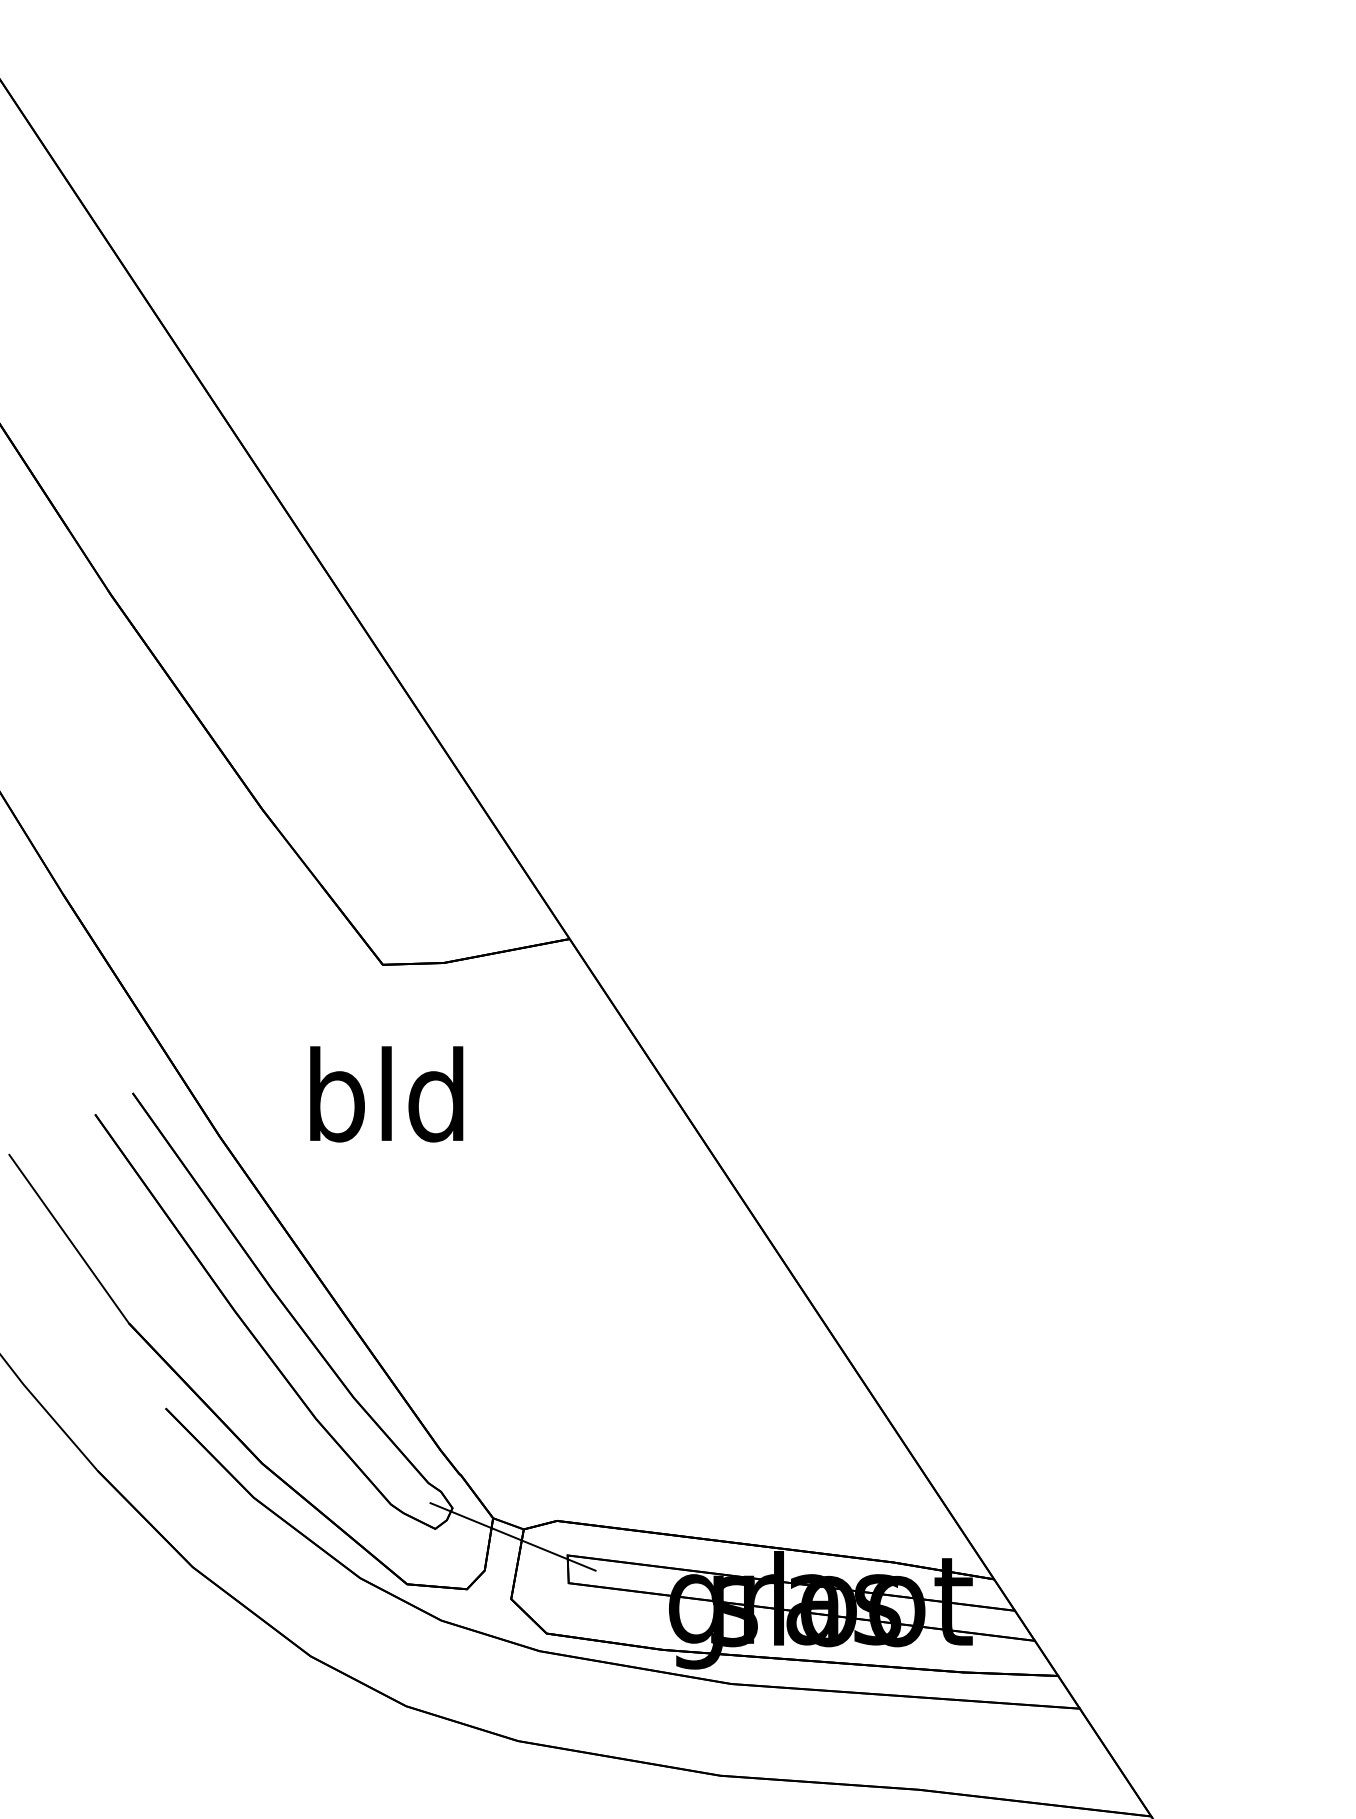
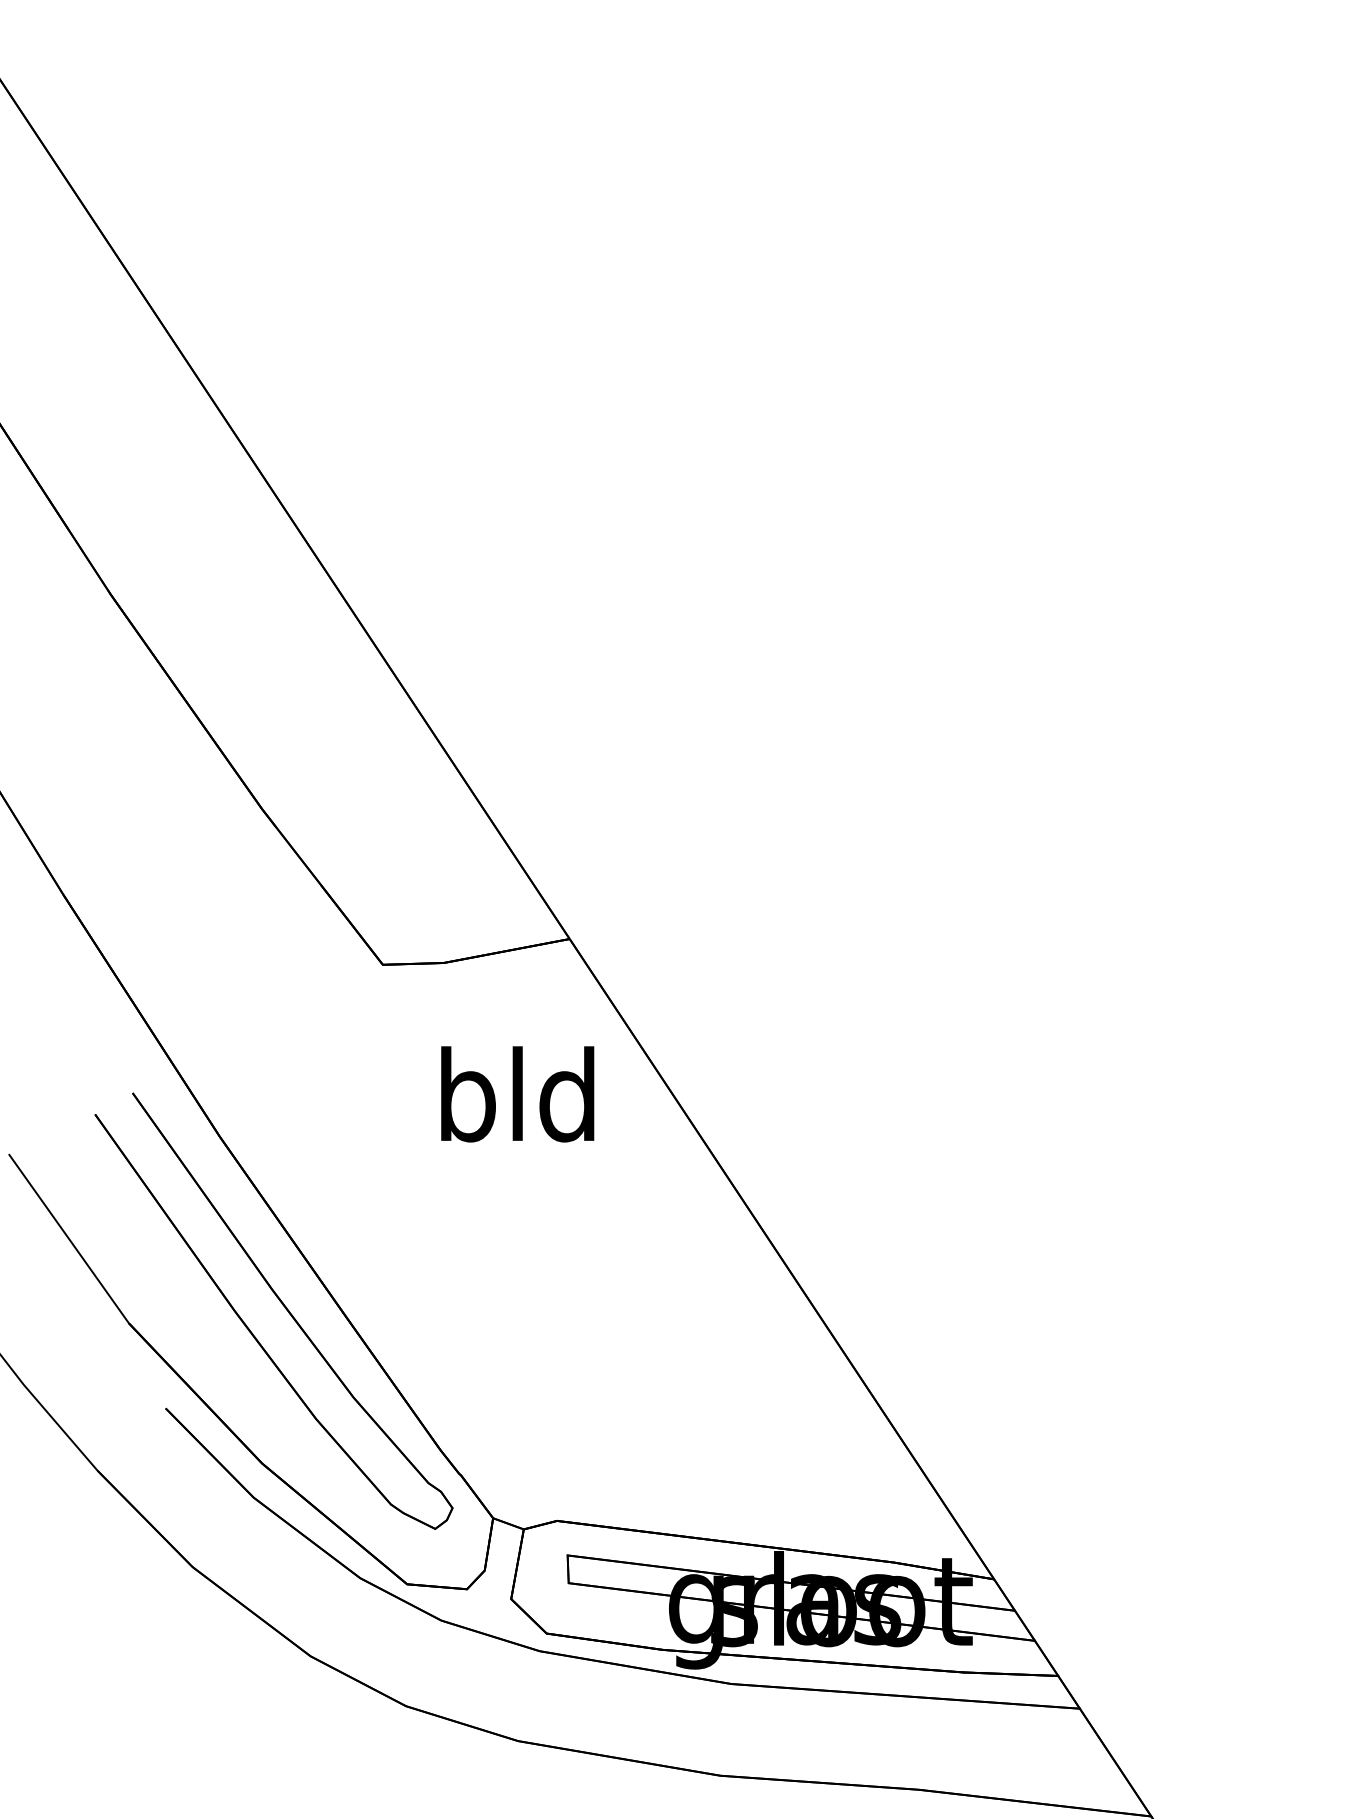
text position: (386, 1094) -> (517, 1094) (517, 1094)
line: present -> none (512, 1536)
